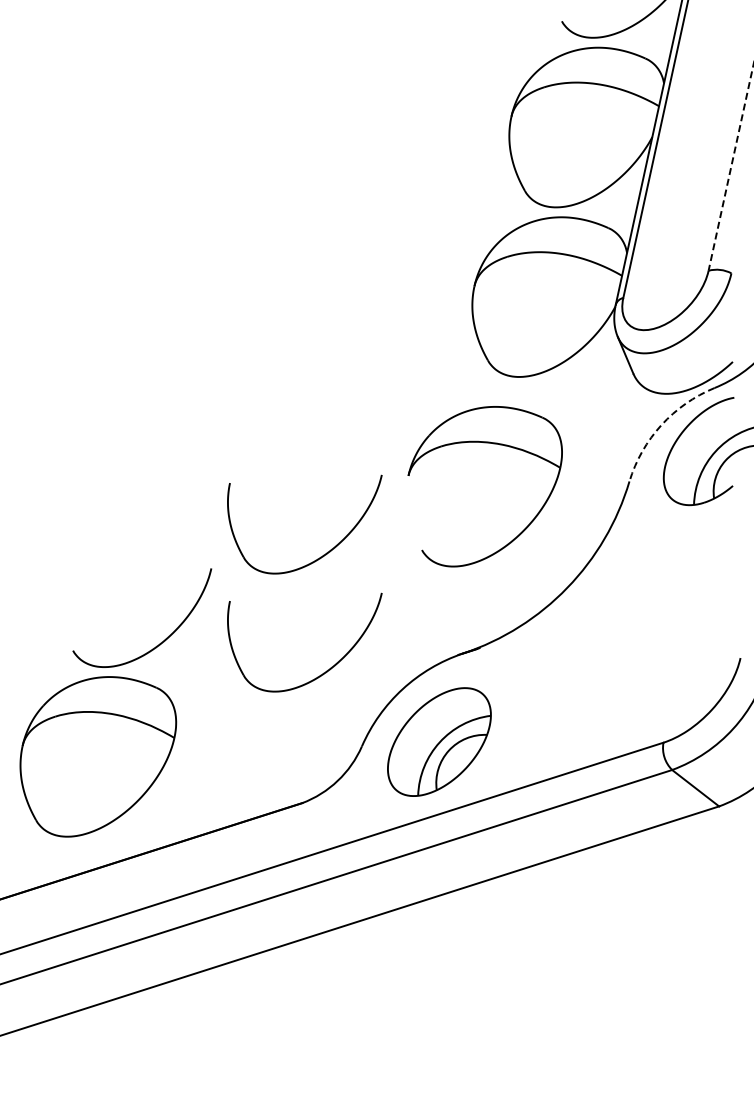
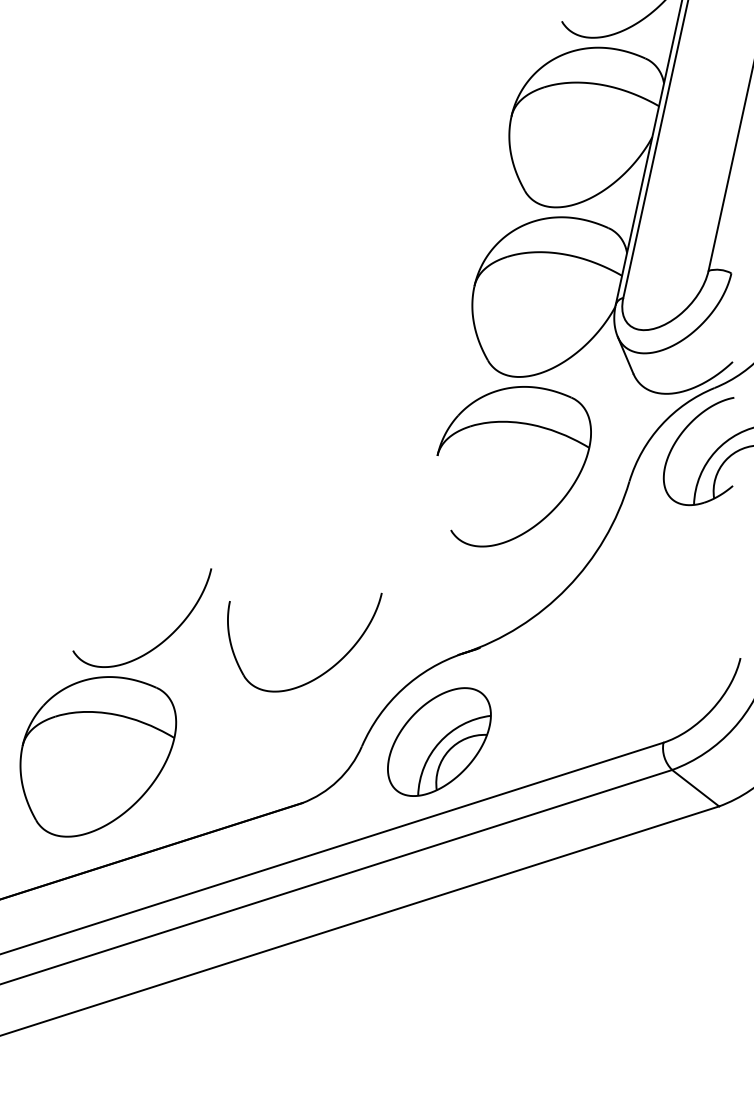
line: dashed -> solid (731, 167)
arc: dashed -> solid (661, 425)
part position: (493, 444) -> (522, 424) (522, 424)
part: present -> none (323, 554)
